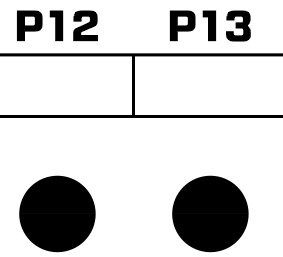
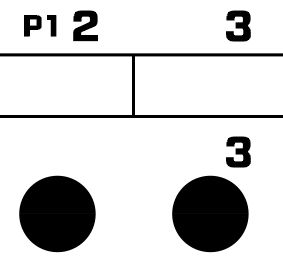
part size: 47x32 px -> 33x22 px (40, 25)
part: present -> none (192, 25)
part: none -> present (238, 151)
